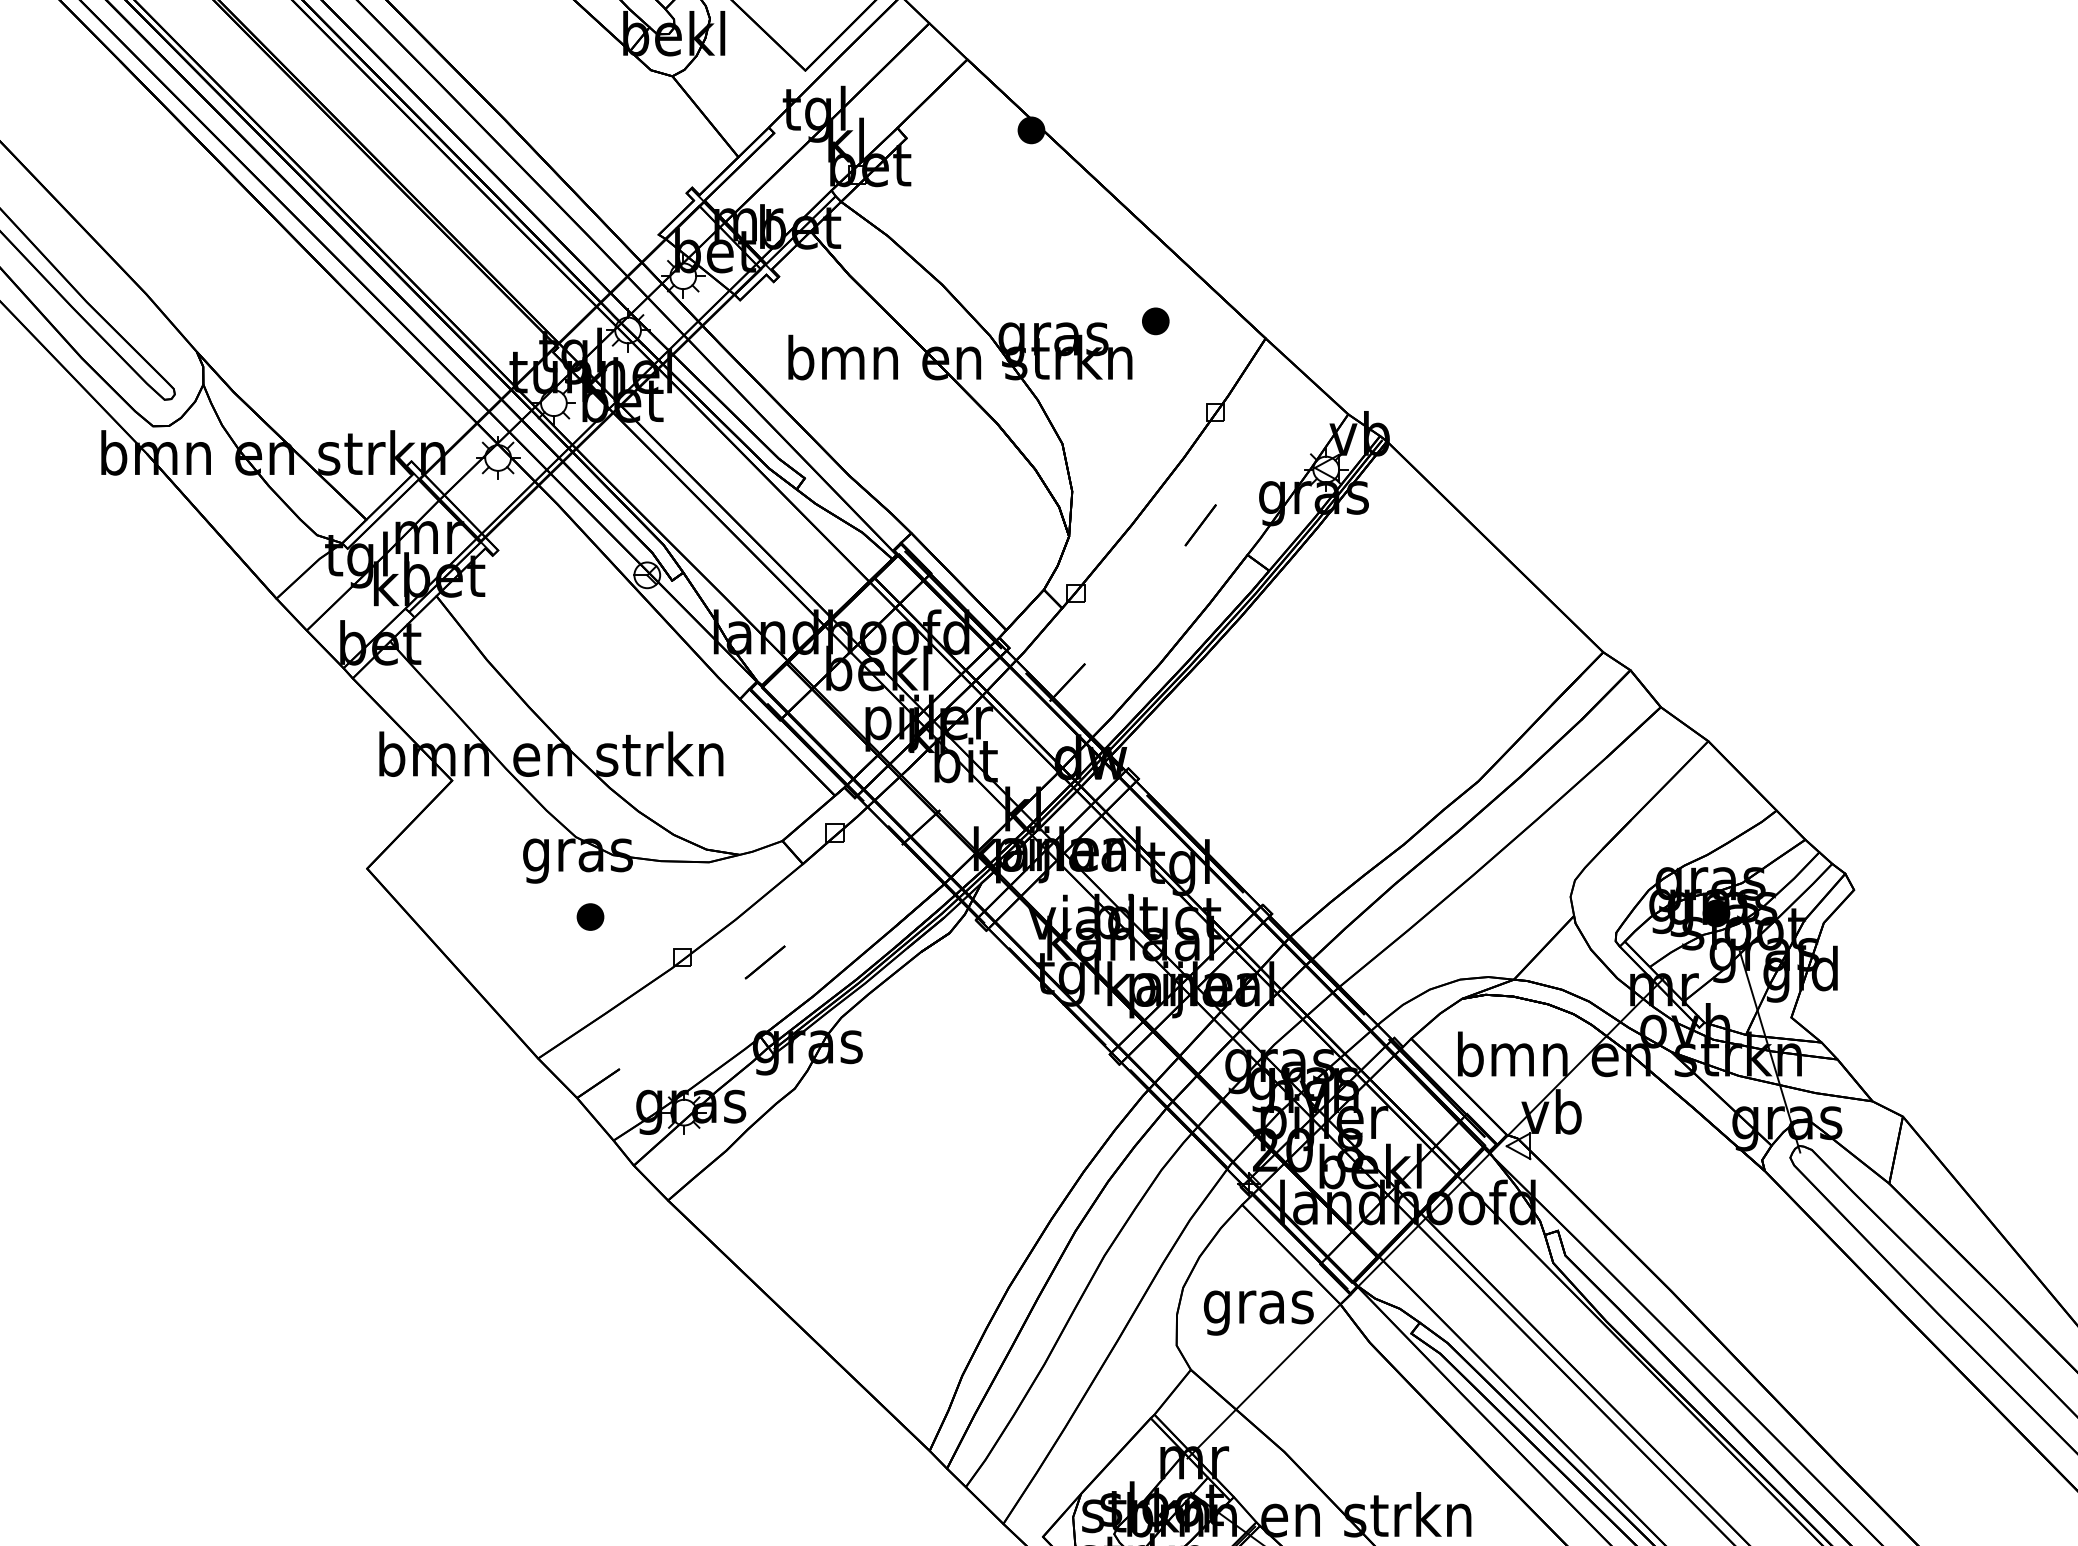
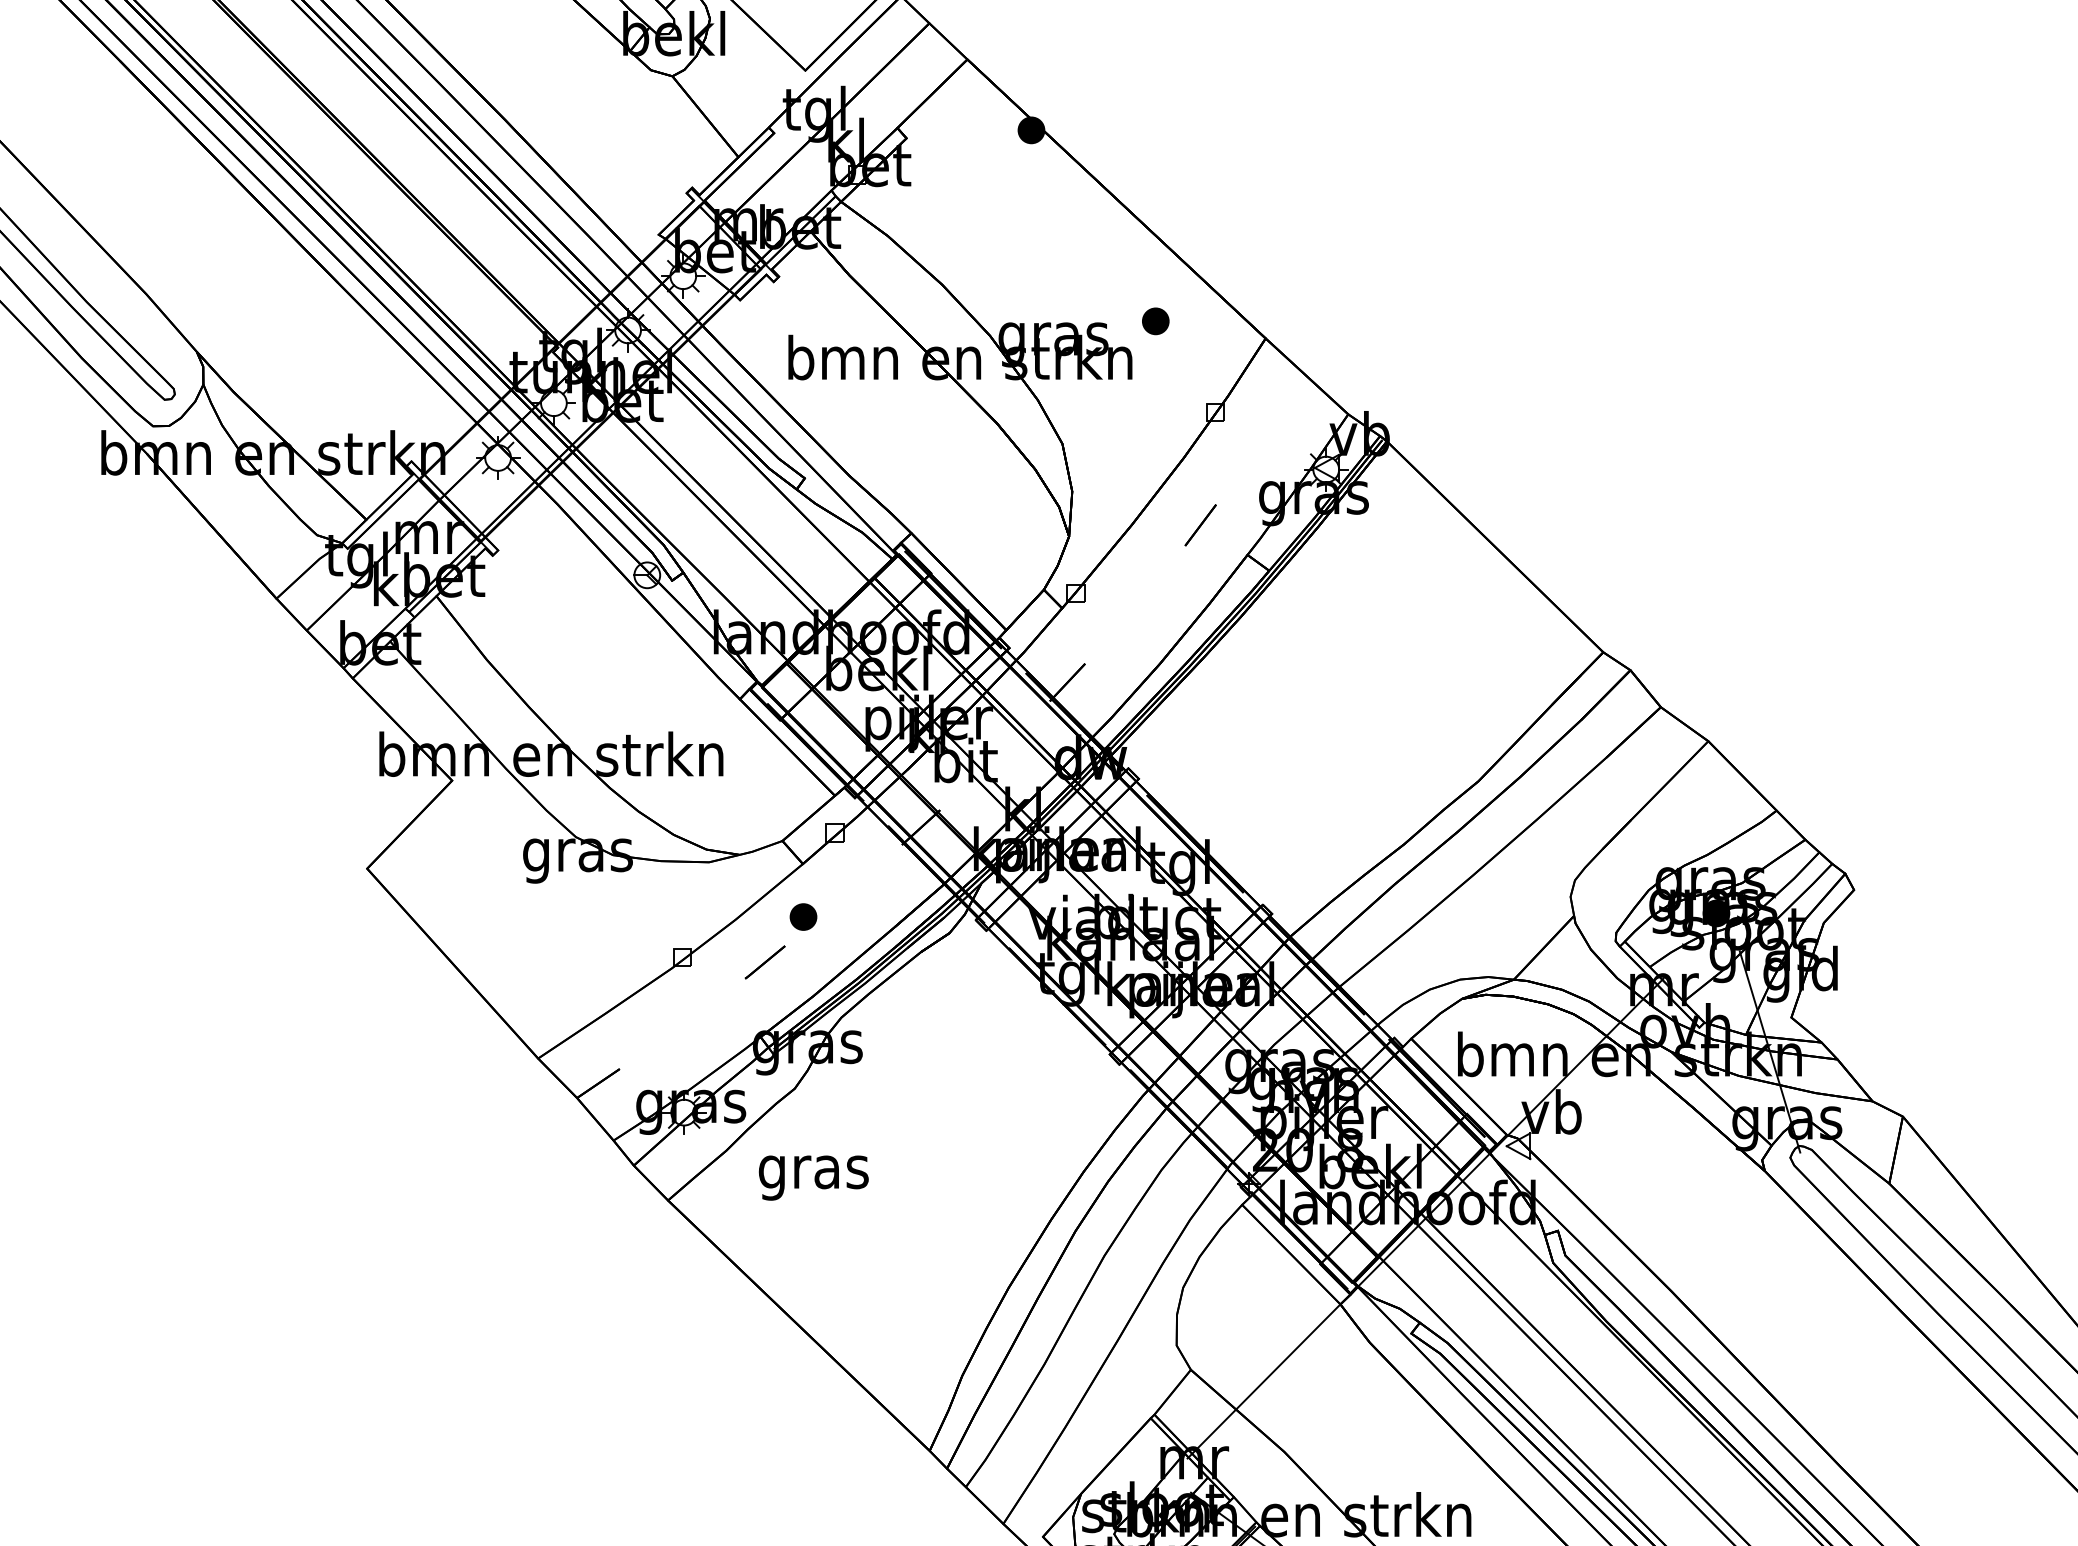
part position: (590, 916) -> (803, 916) (803, 916)
text position: (1258, 1312) -> (813, 1177) (813, 1177)
